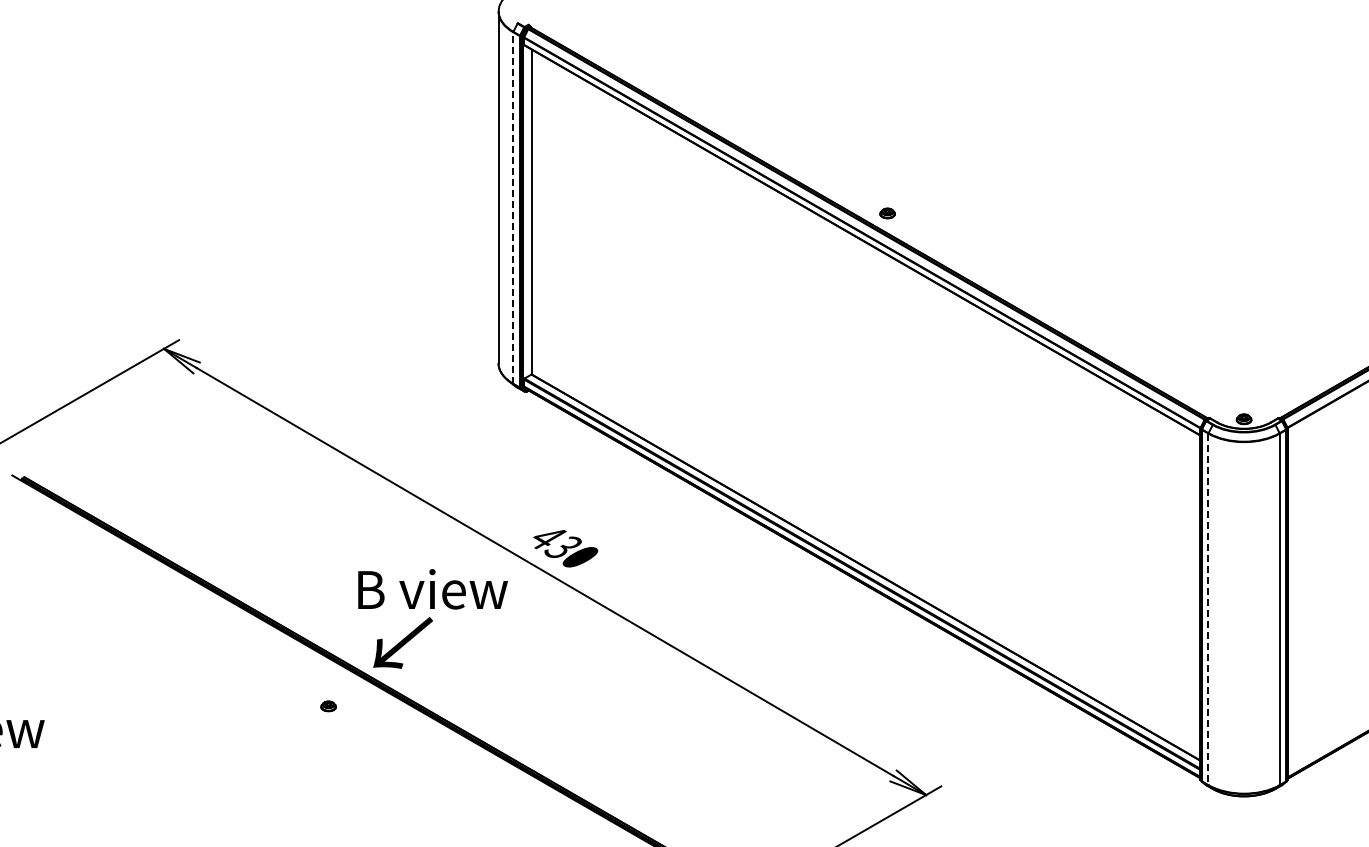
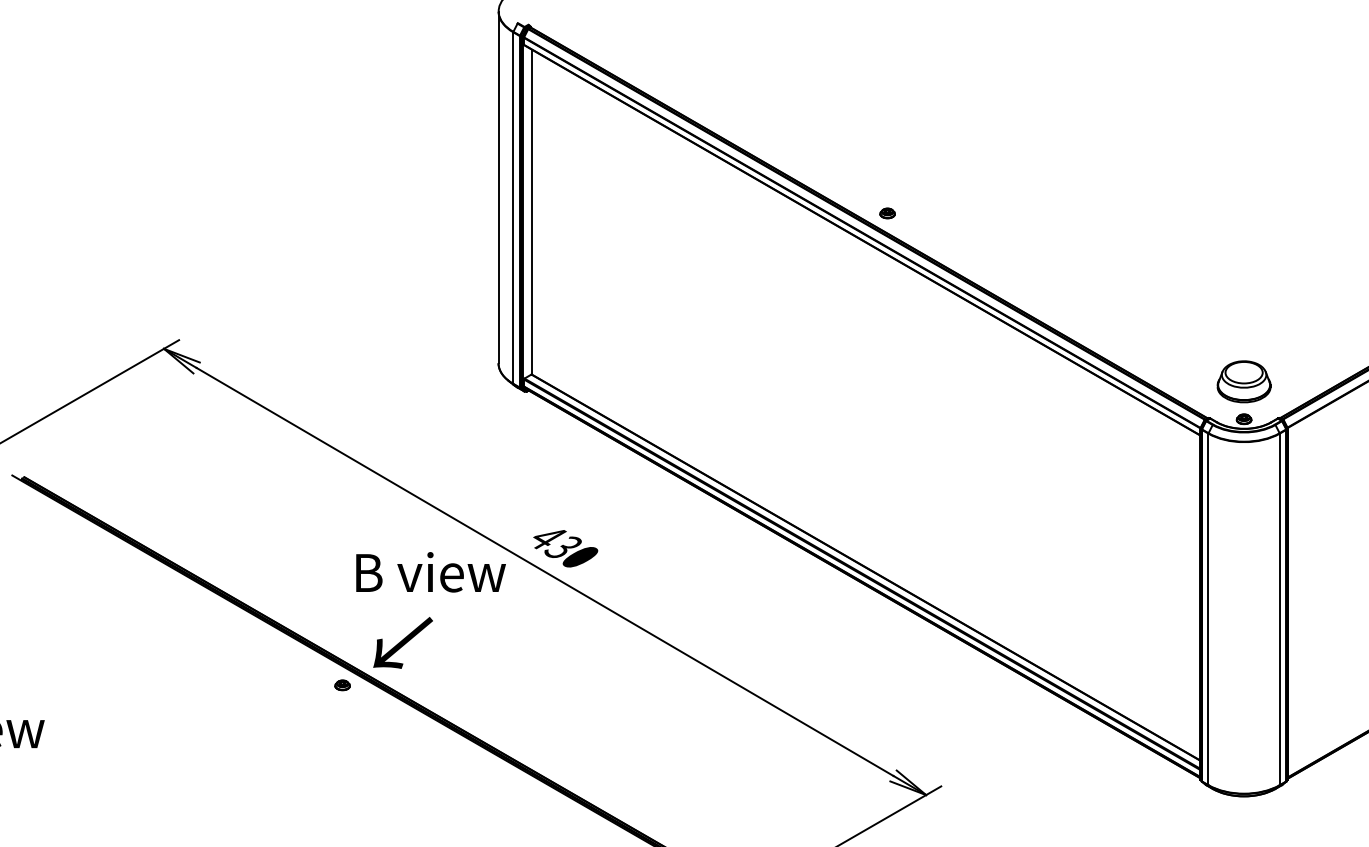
line: dashed -> solid (513, 208)
part: none -> present (1243, 381)
text position: (432, 589) -> (430, 572) (430, 572)
line: dashed -> solid (1208, 609)
part position: (328, 706) -> (342, 685) (342, 685)
